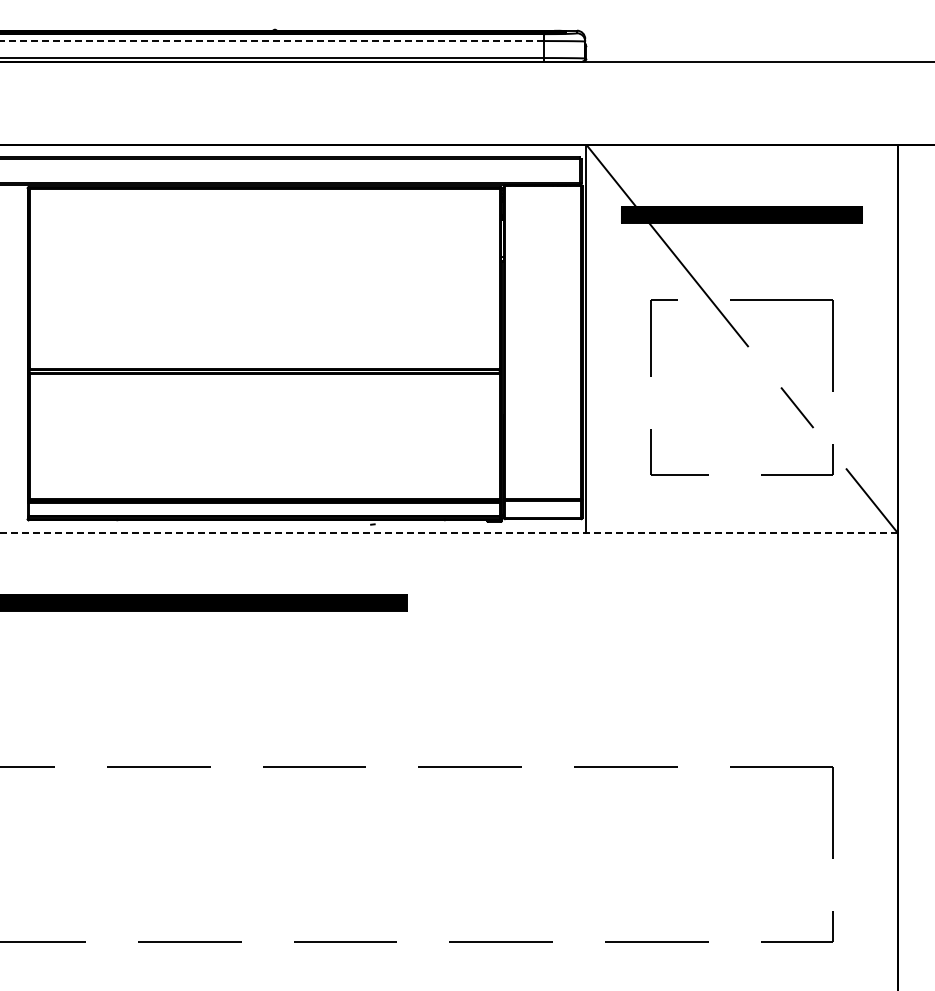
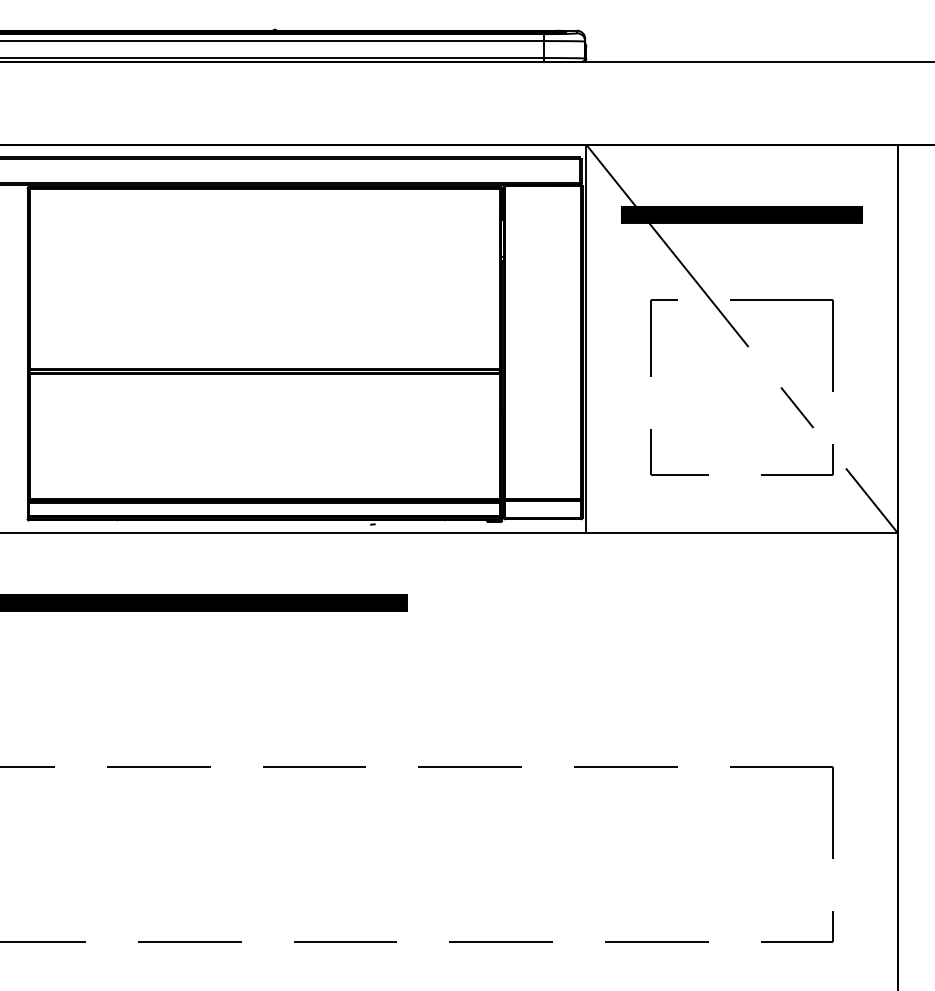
line: dashed -> solid (271, 41)
line: dashed -> solid (448, 532)
